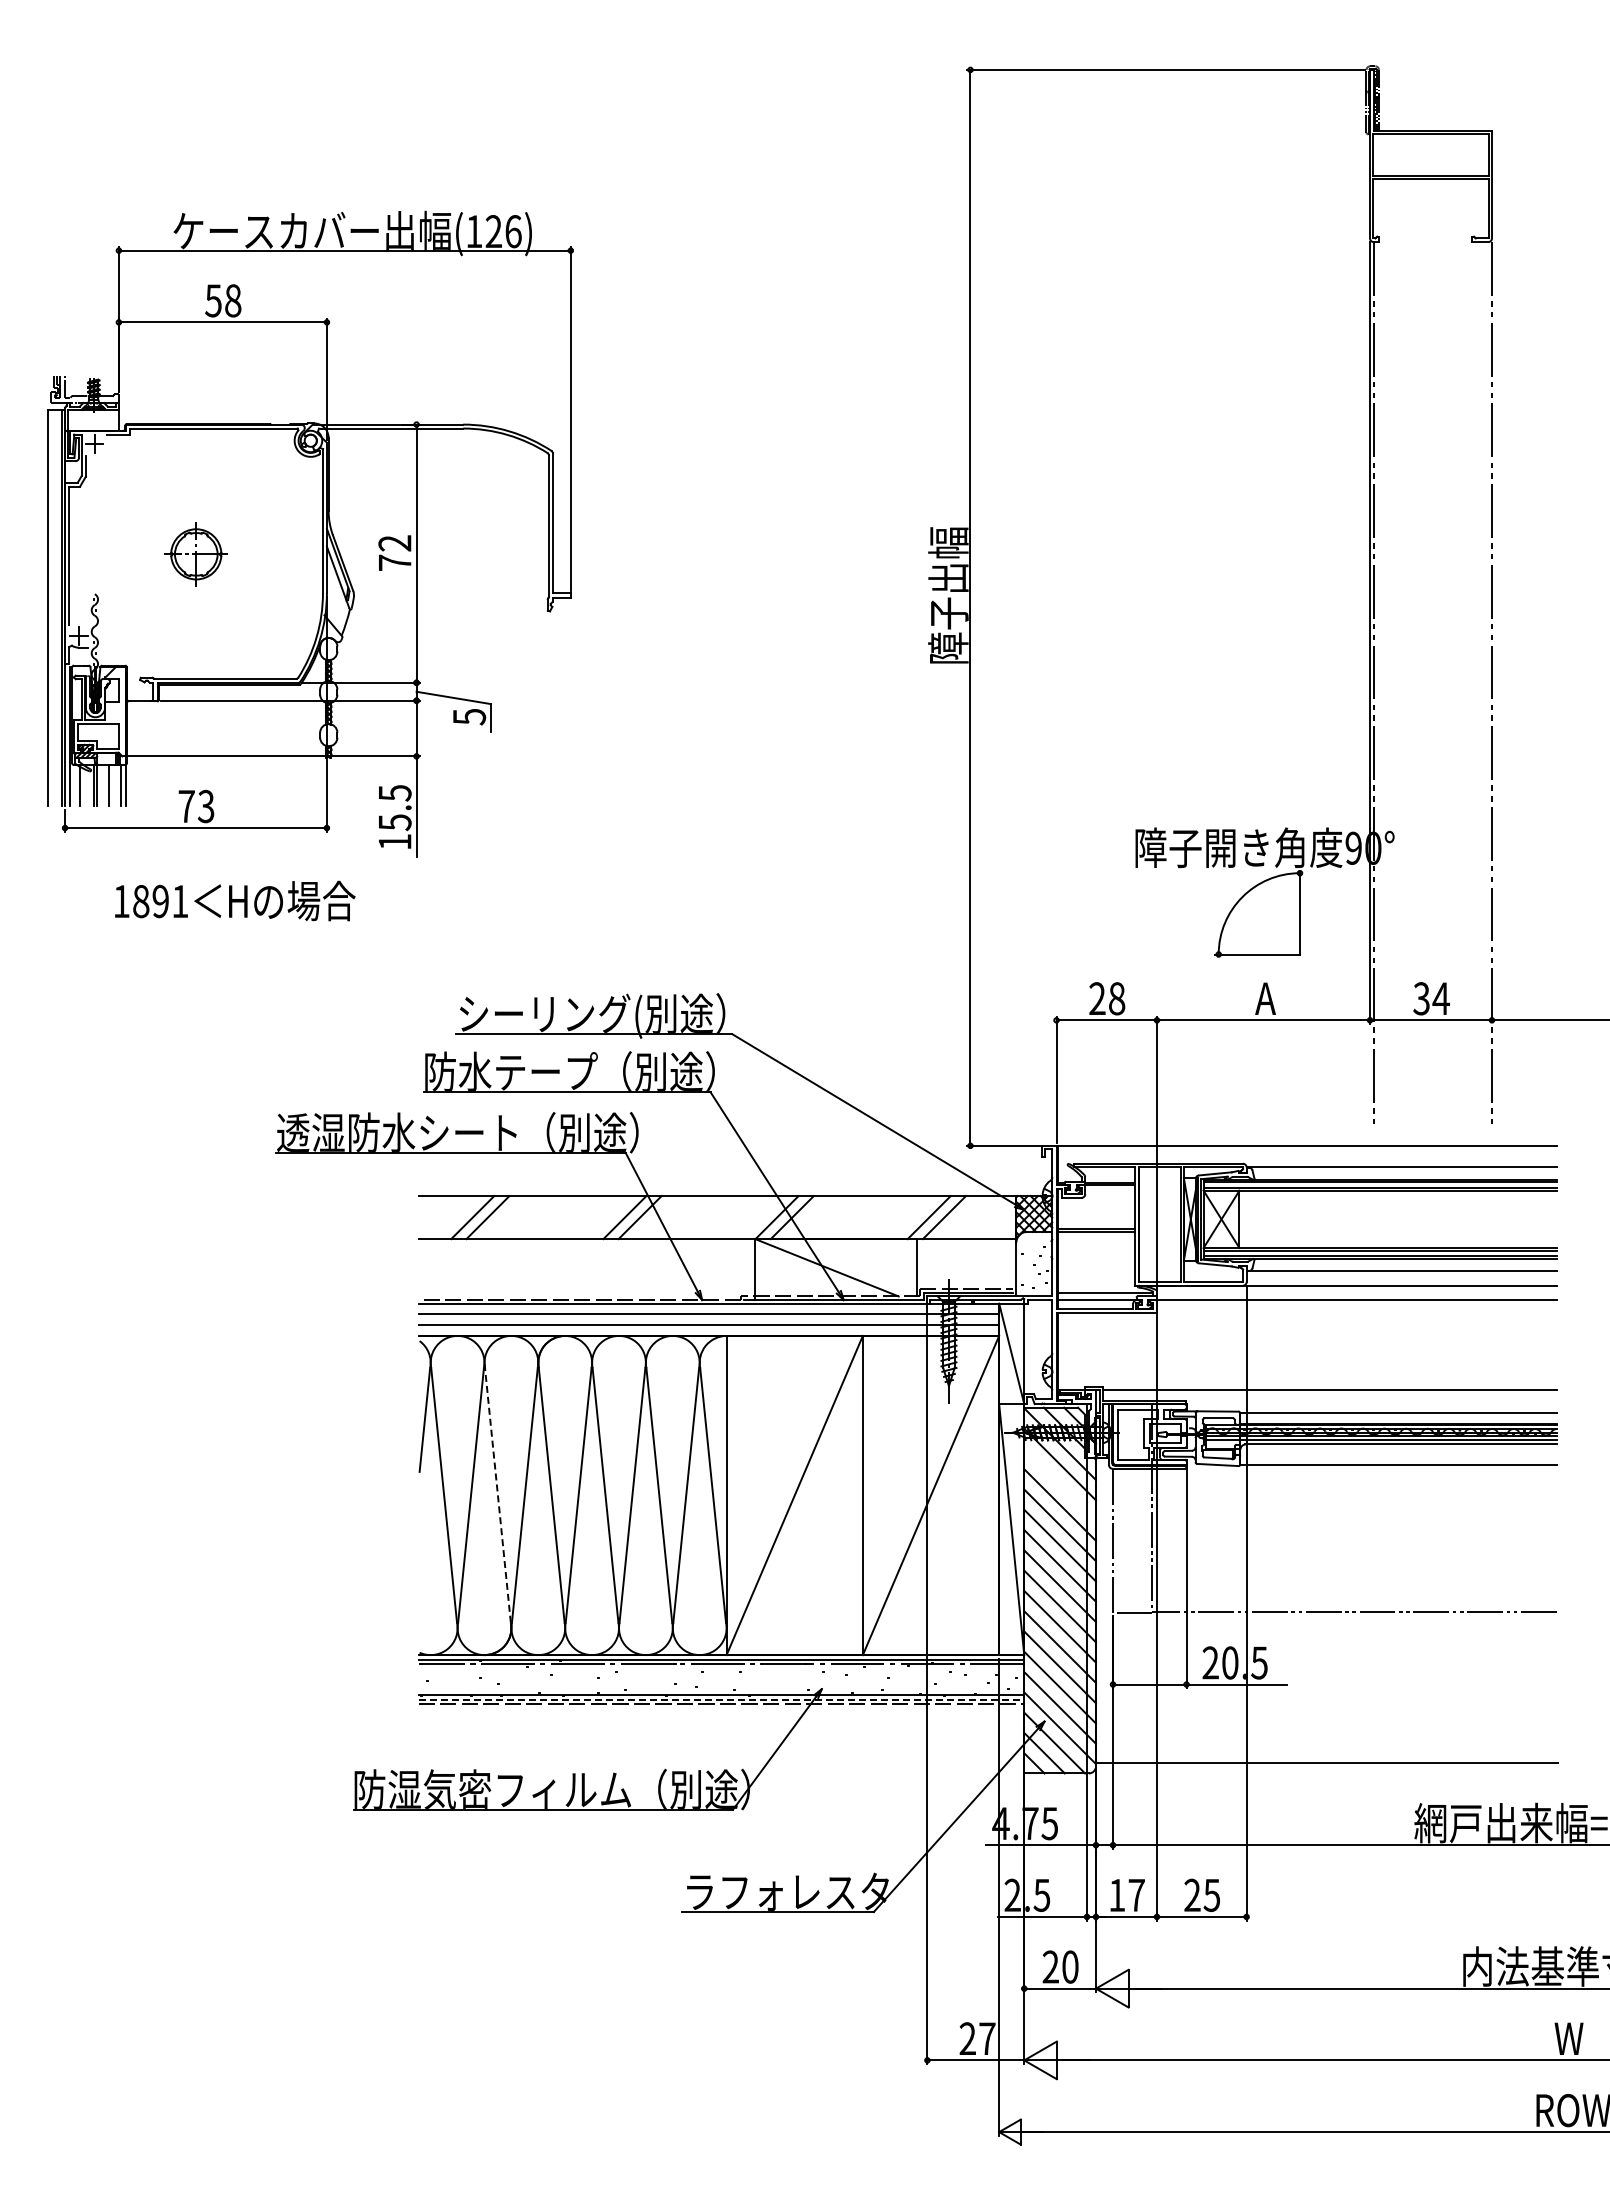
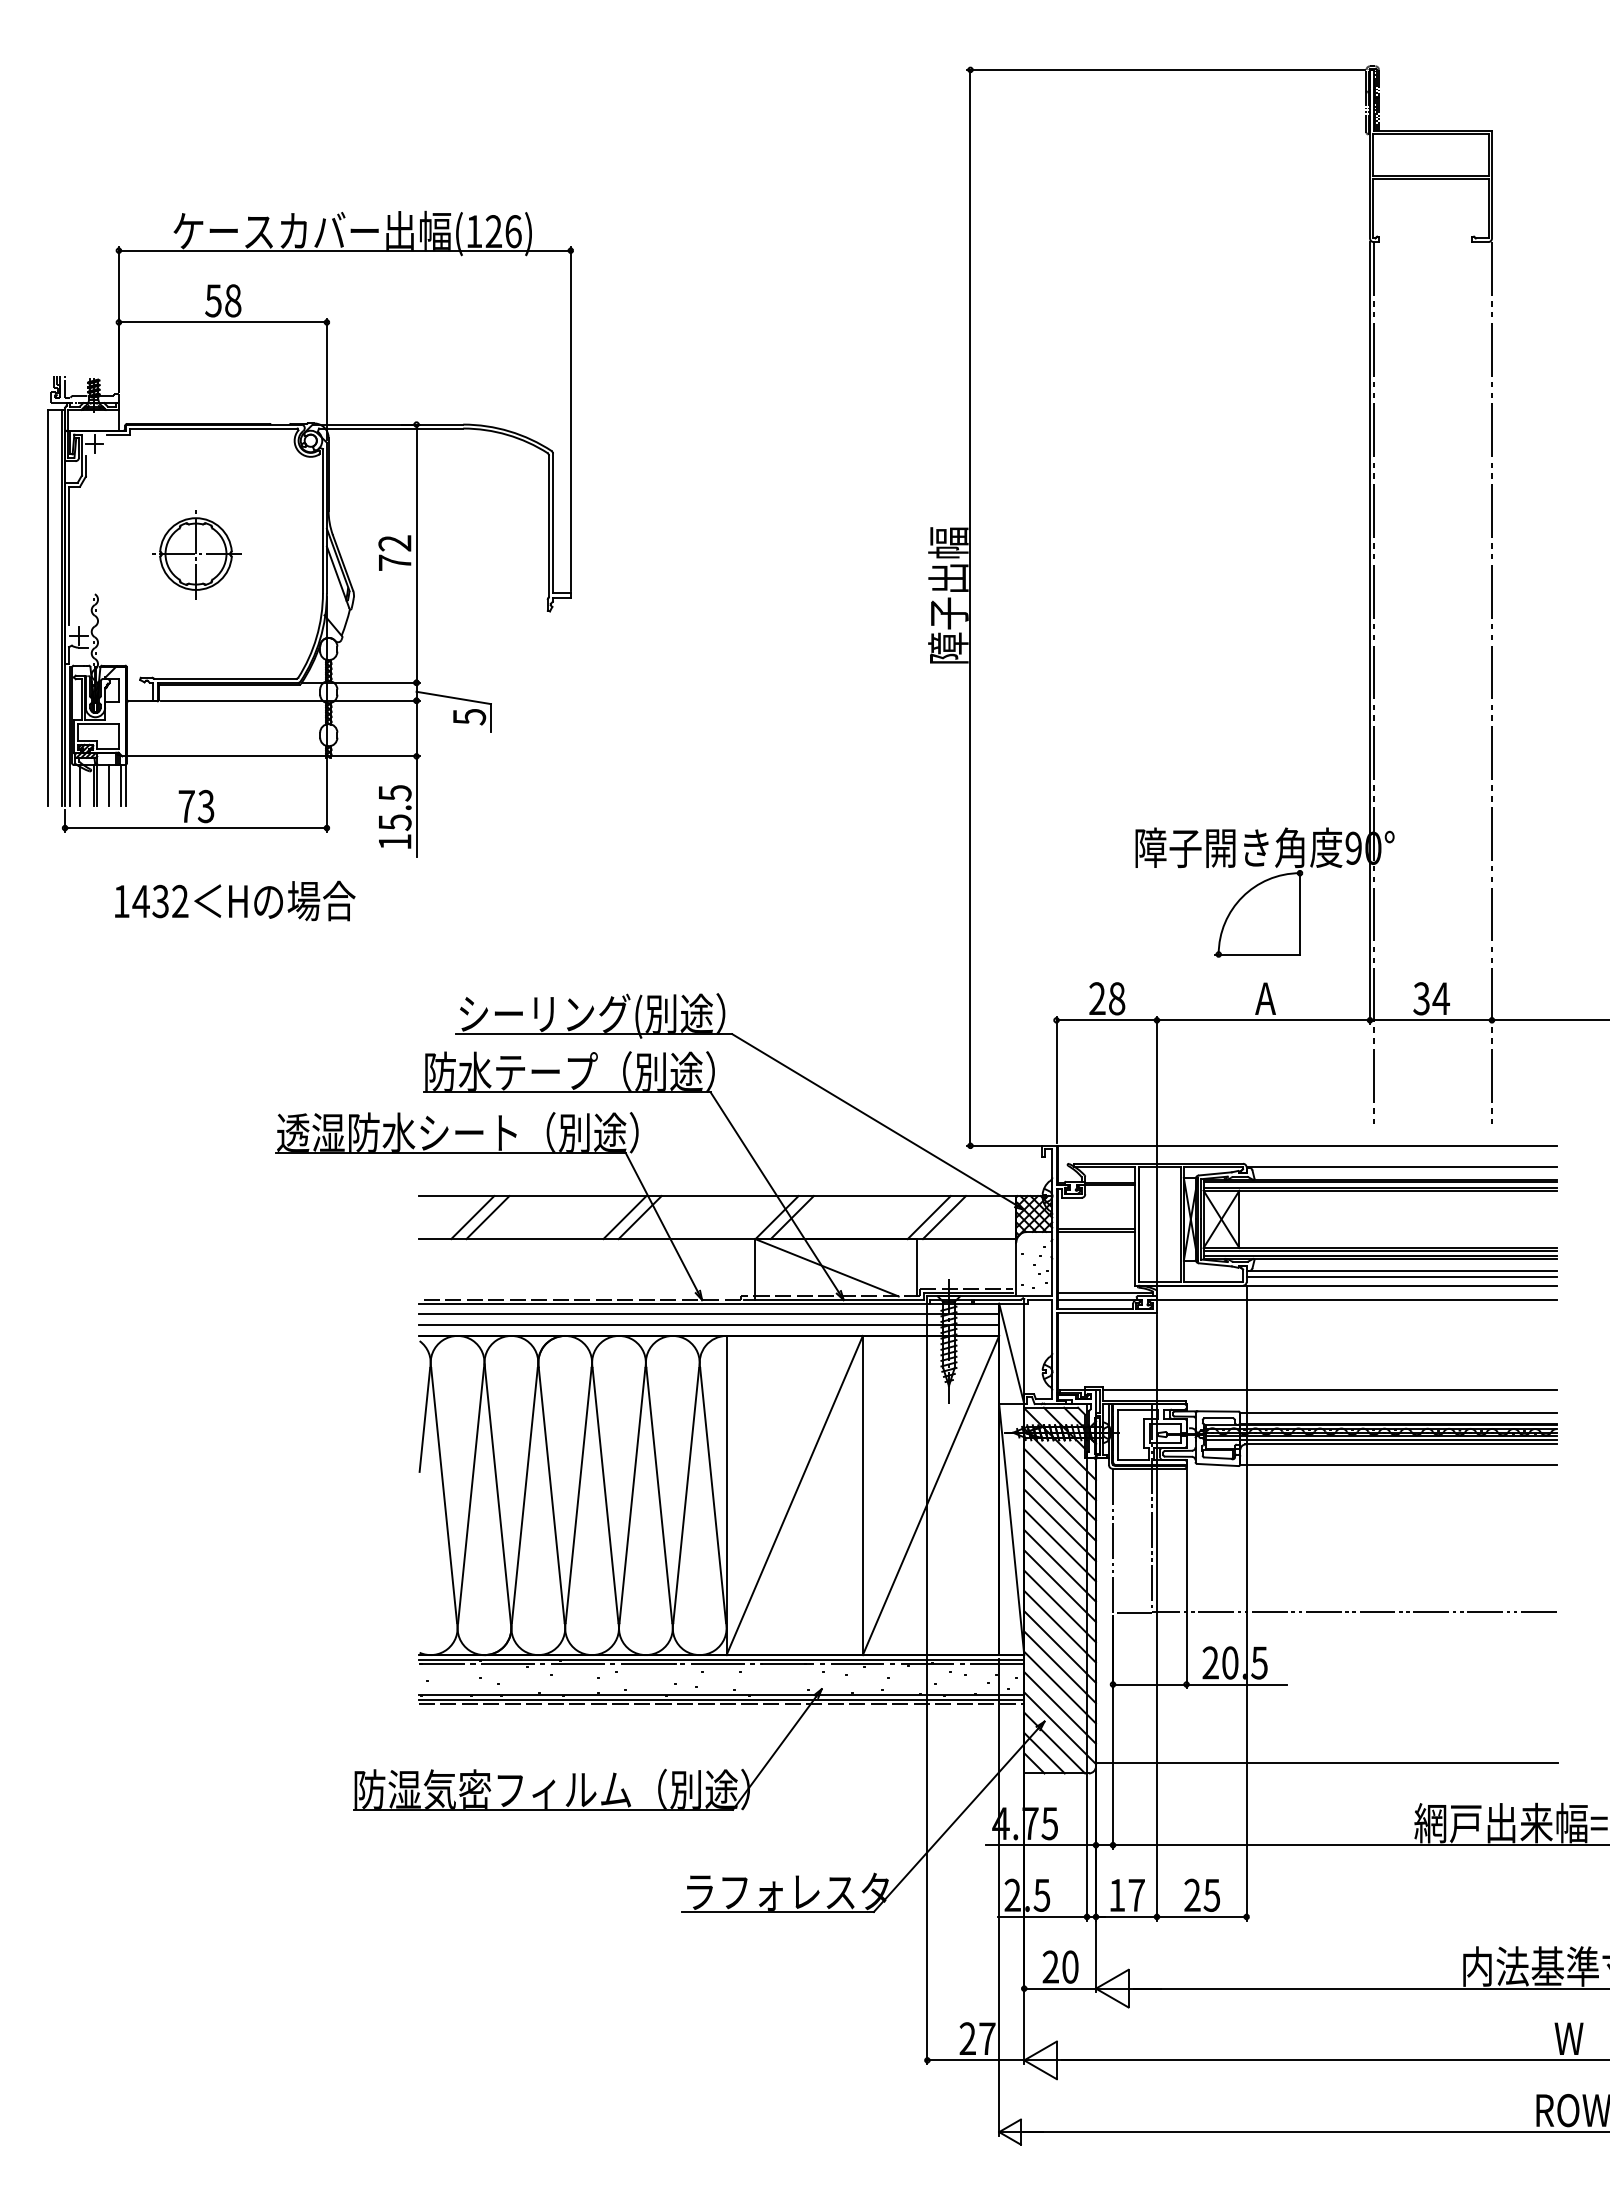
part size: 64x65 px -> 90x90 px (196, 554)
text: 1891 -> 1432 (160, 901)
line: none -> present (1401, 1276)
line: none -> present (1059, 1484)
line: dashed -> solid (497, 1493)
line: dashed -> solid (721, 1699)
